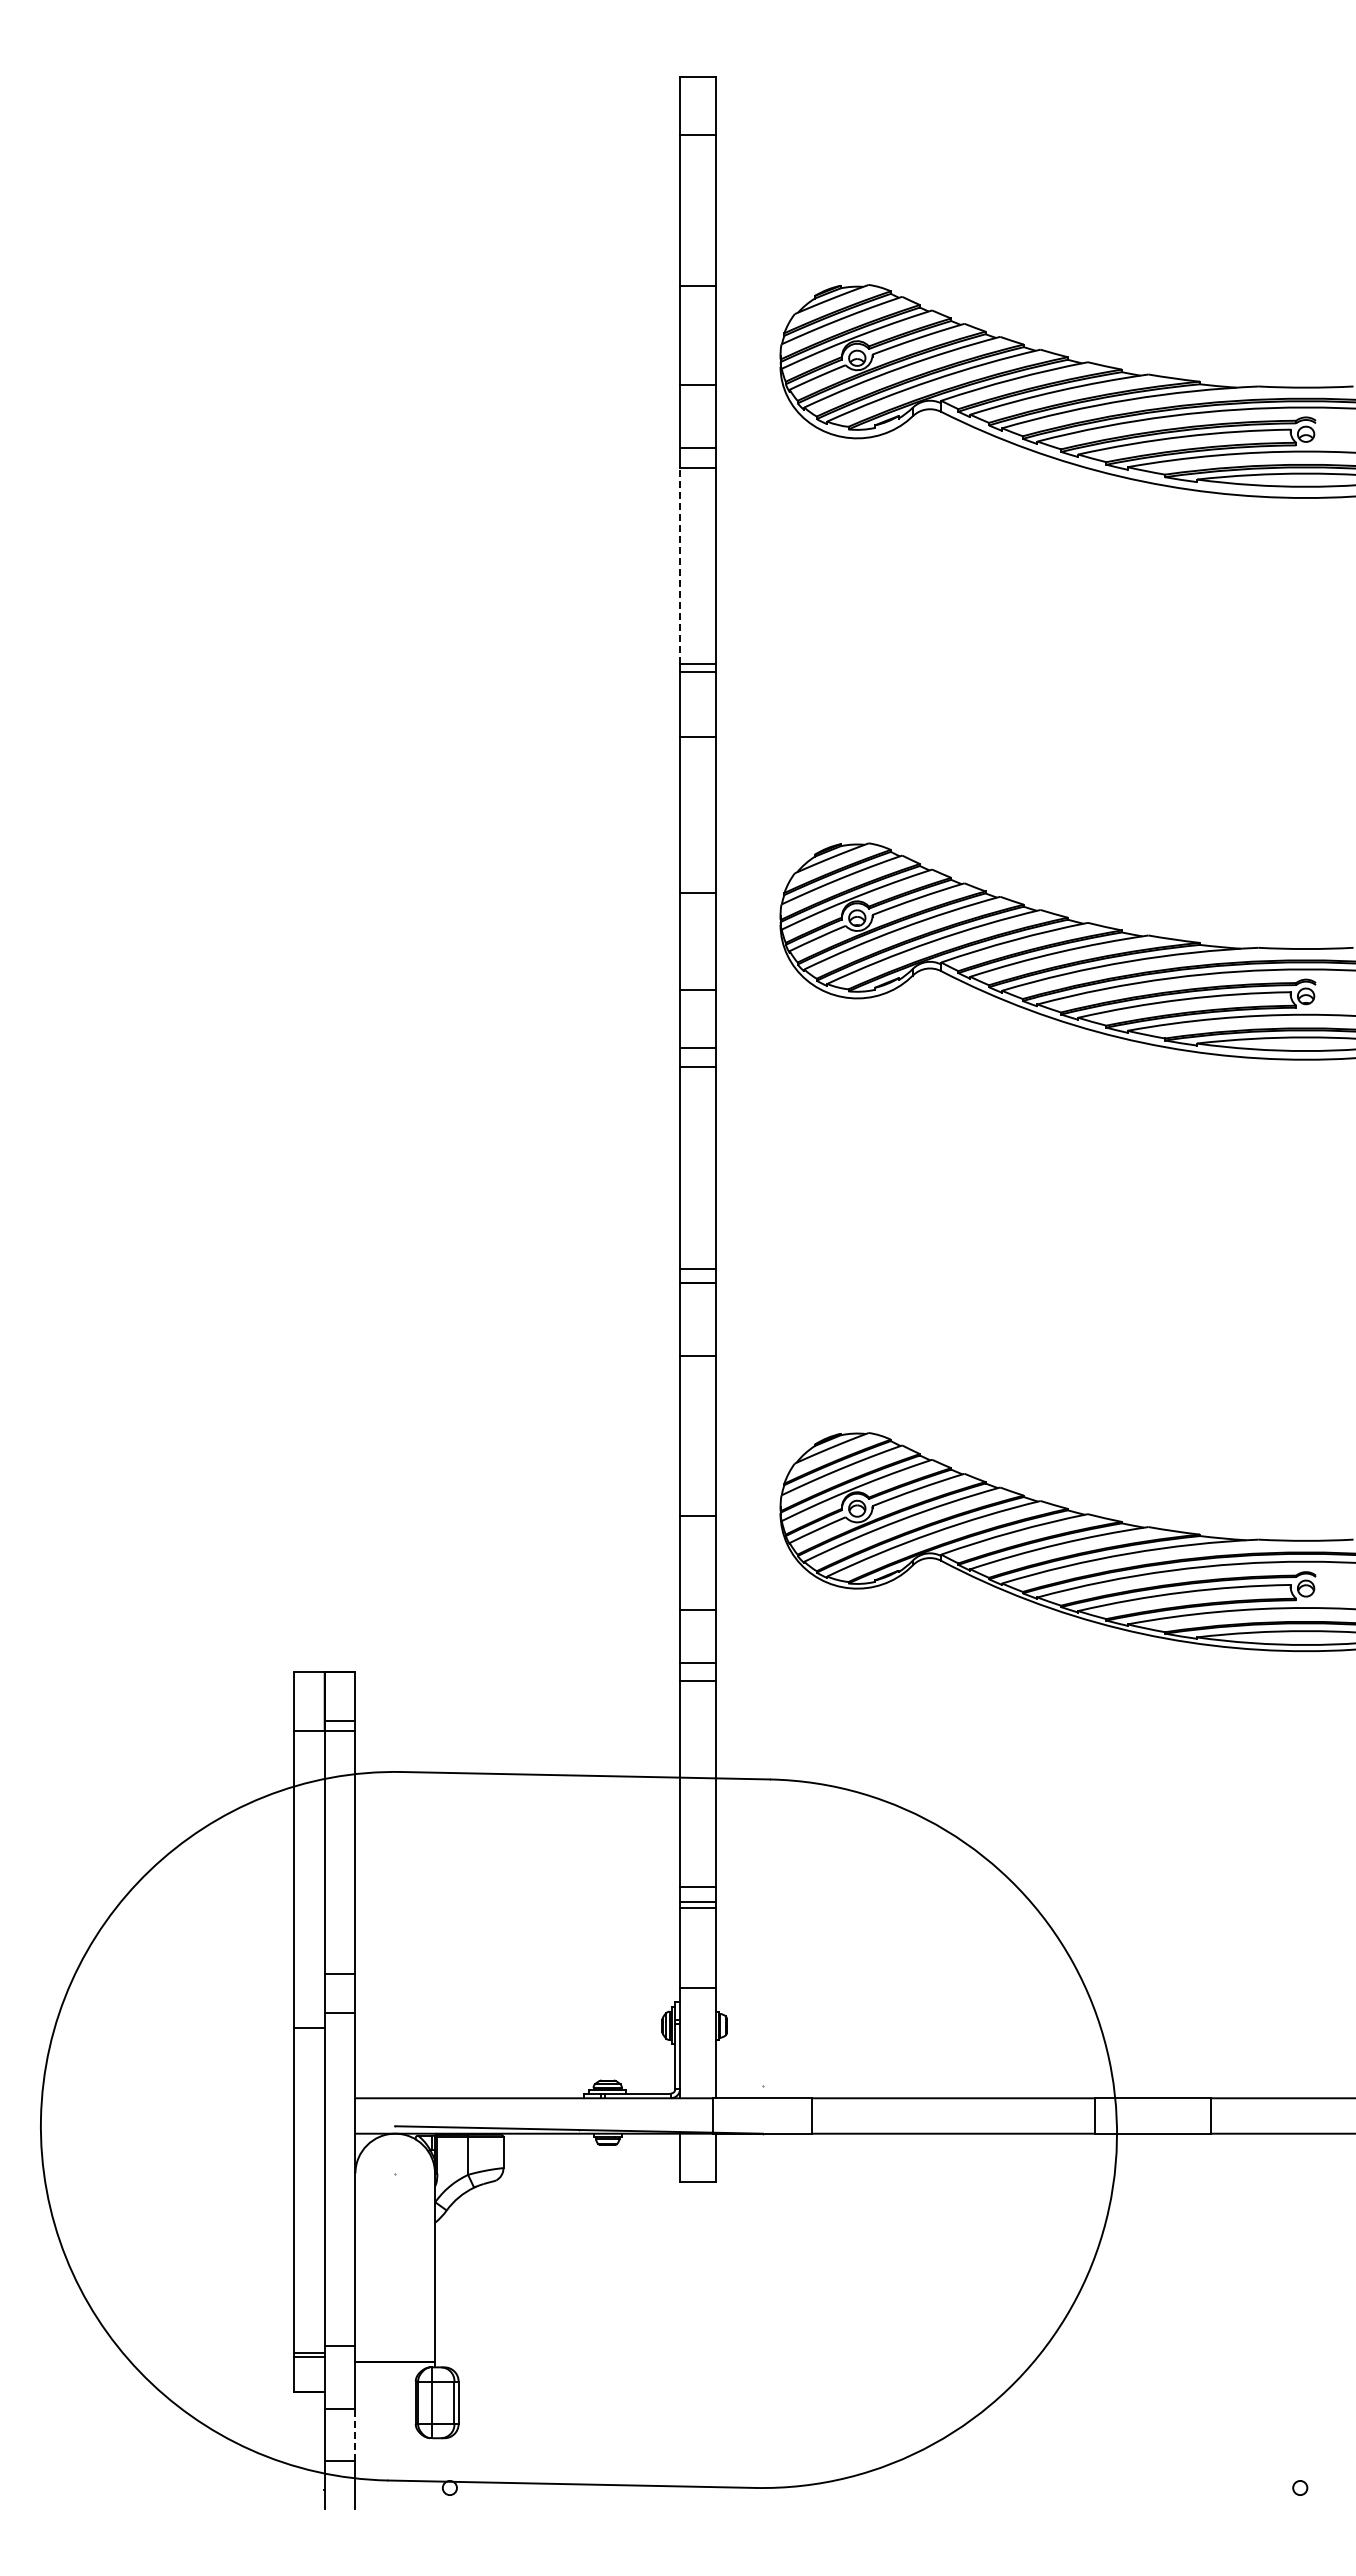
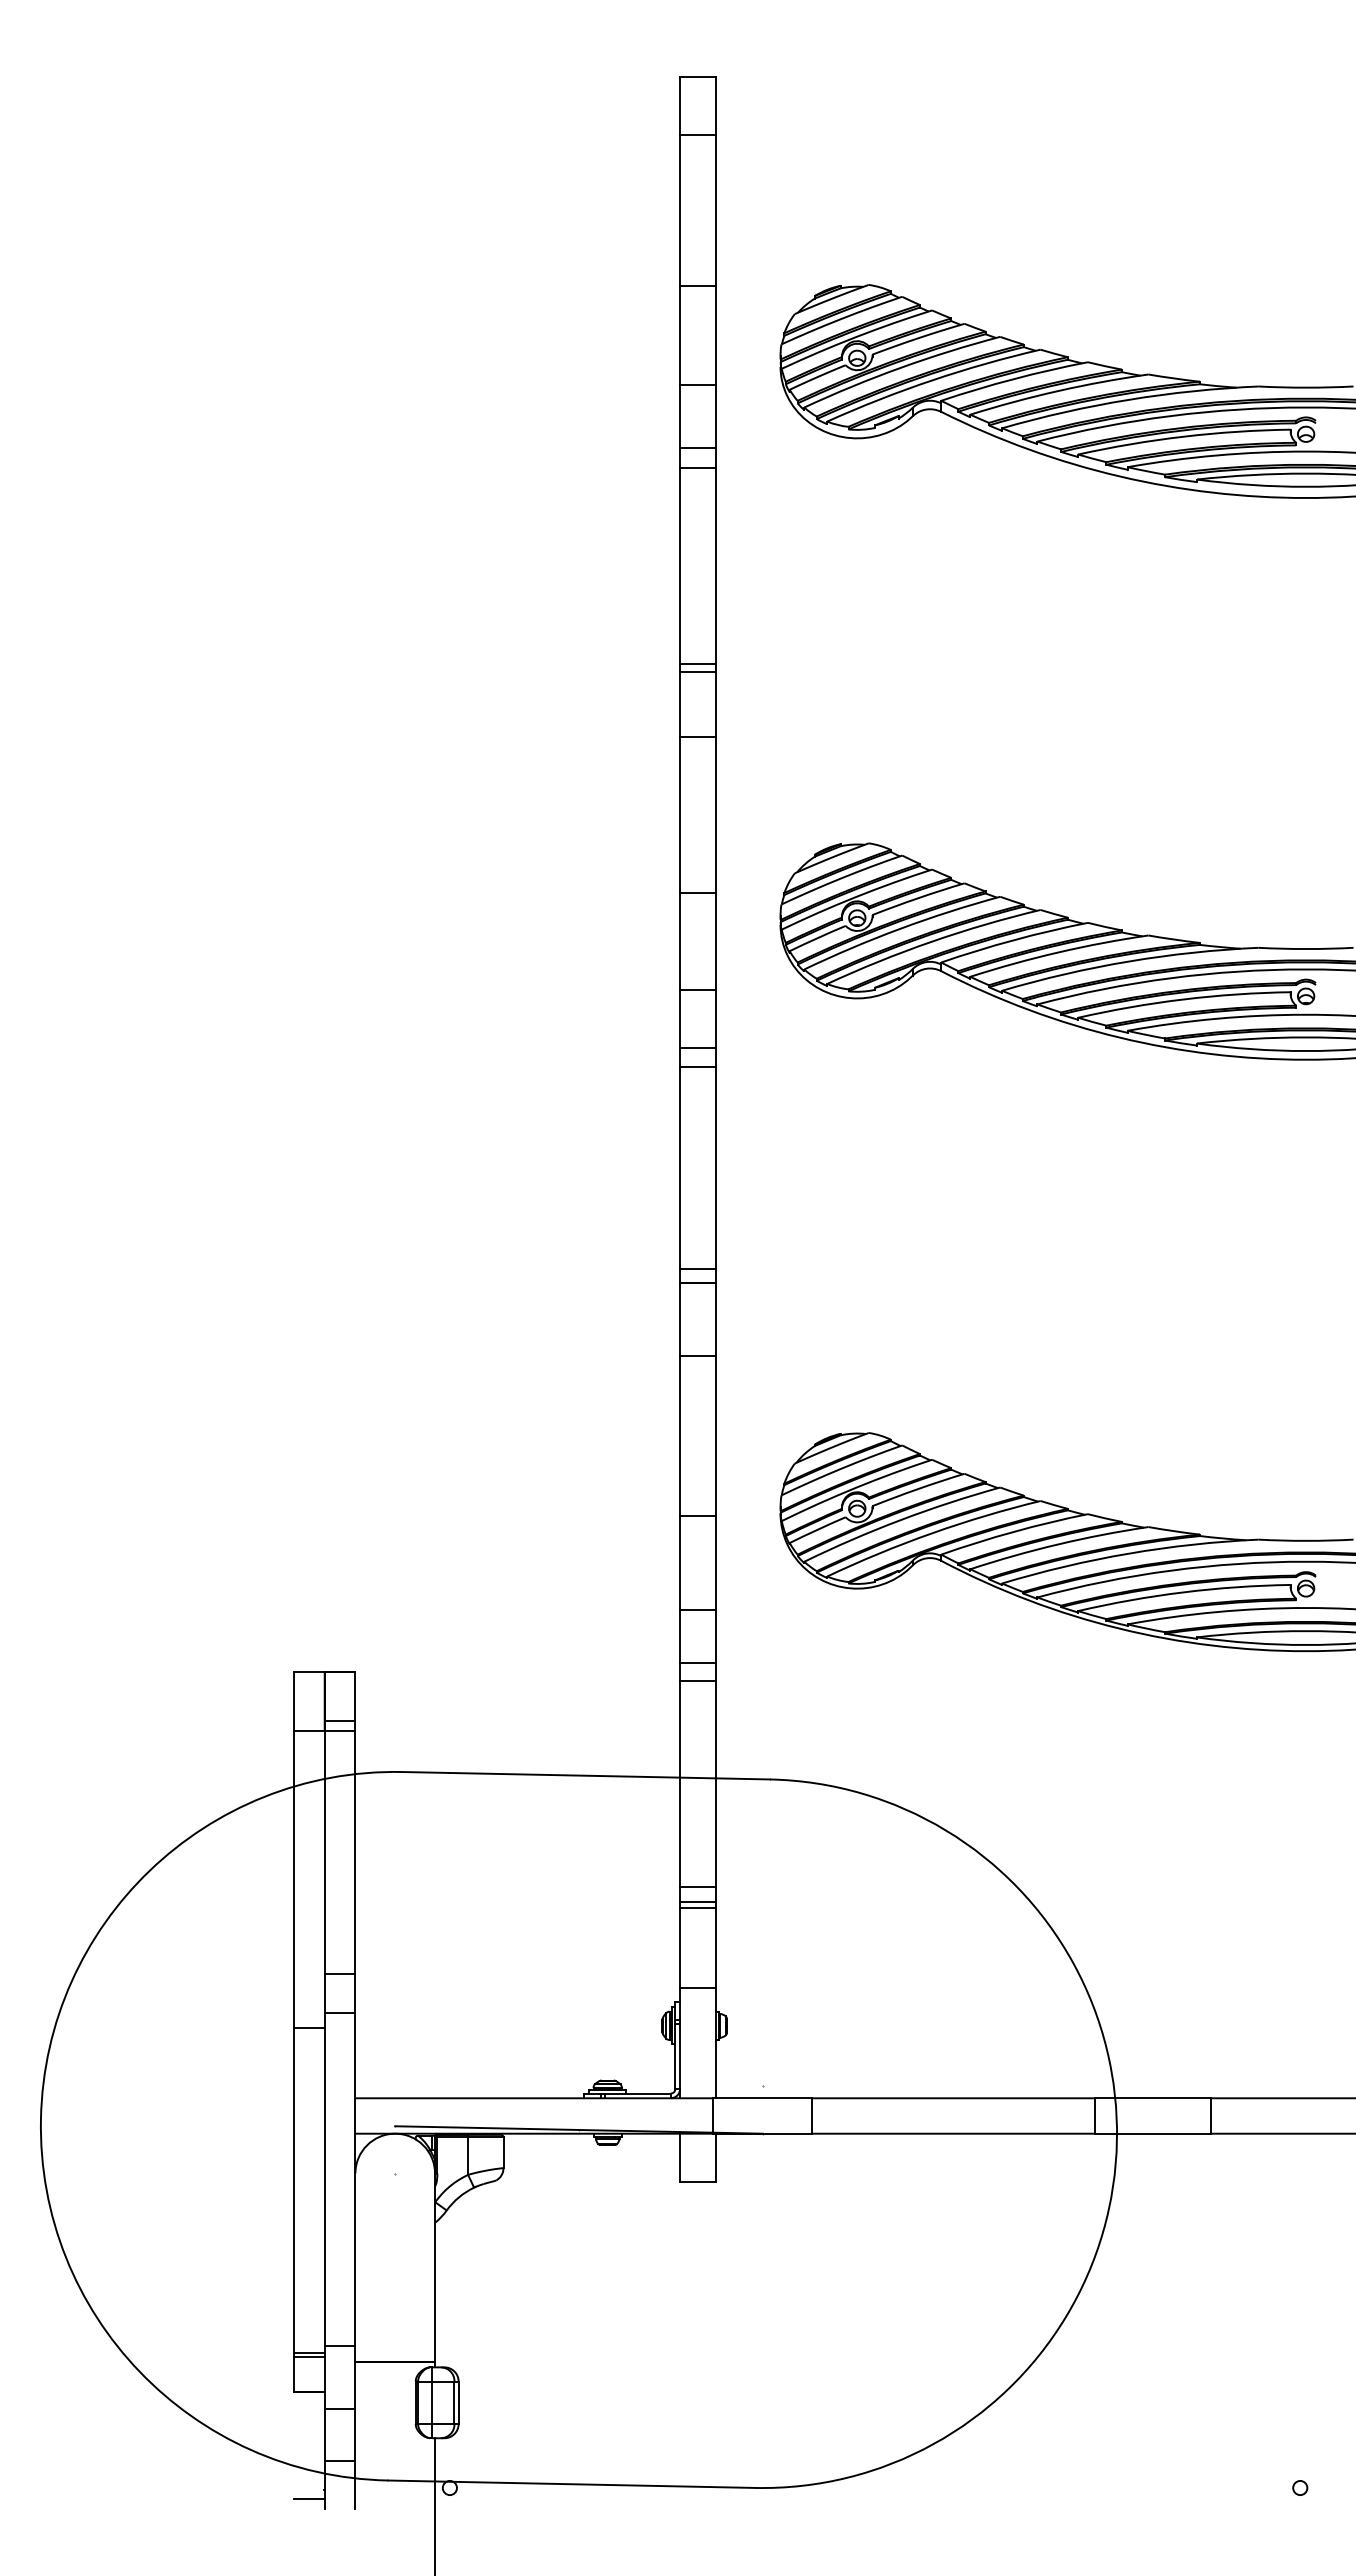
line: dashed -> solid (680, 565)
line: dashed -> solid (355, 2434)
line: none -> present (309, 2498)
line: none -> present (435, 2505)
